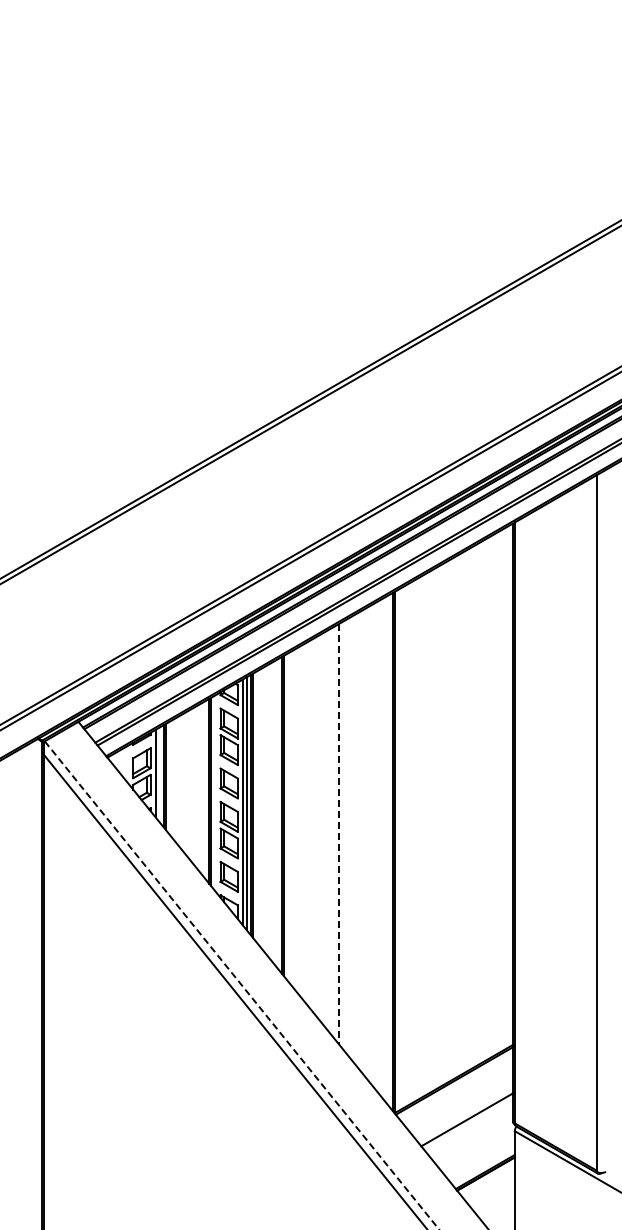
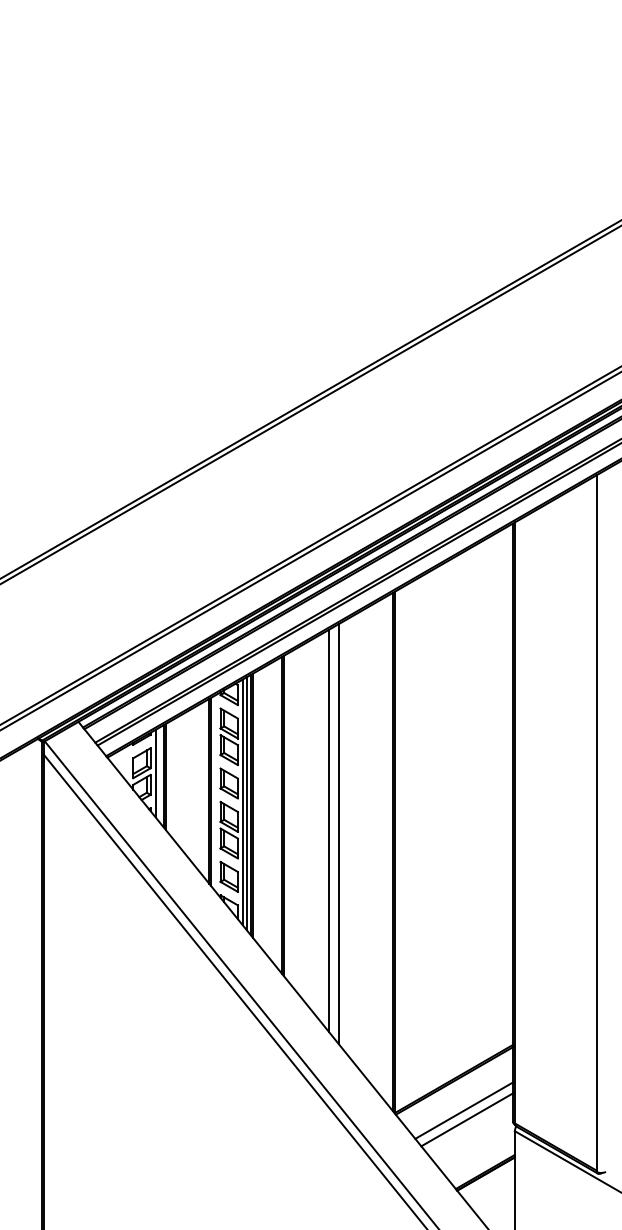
line: none -> present (329, 830)
line: dashed -> solid (338, 834)
line: dashed -> solid (241, 985)
line: none -> present (464, 1110)
